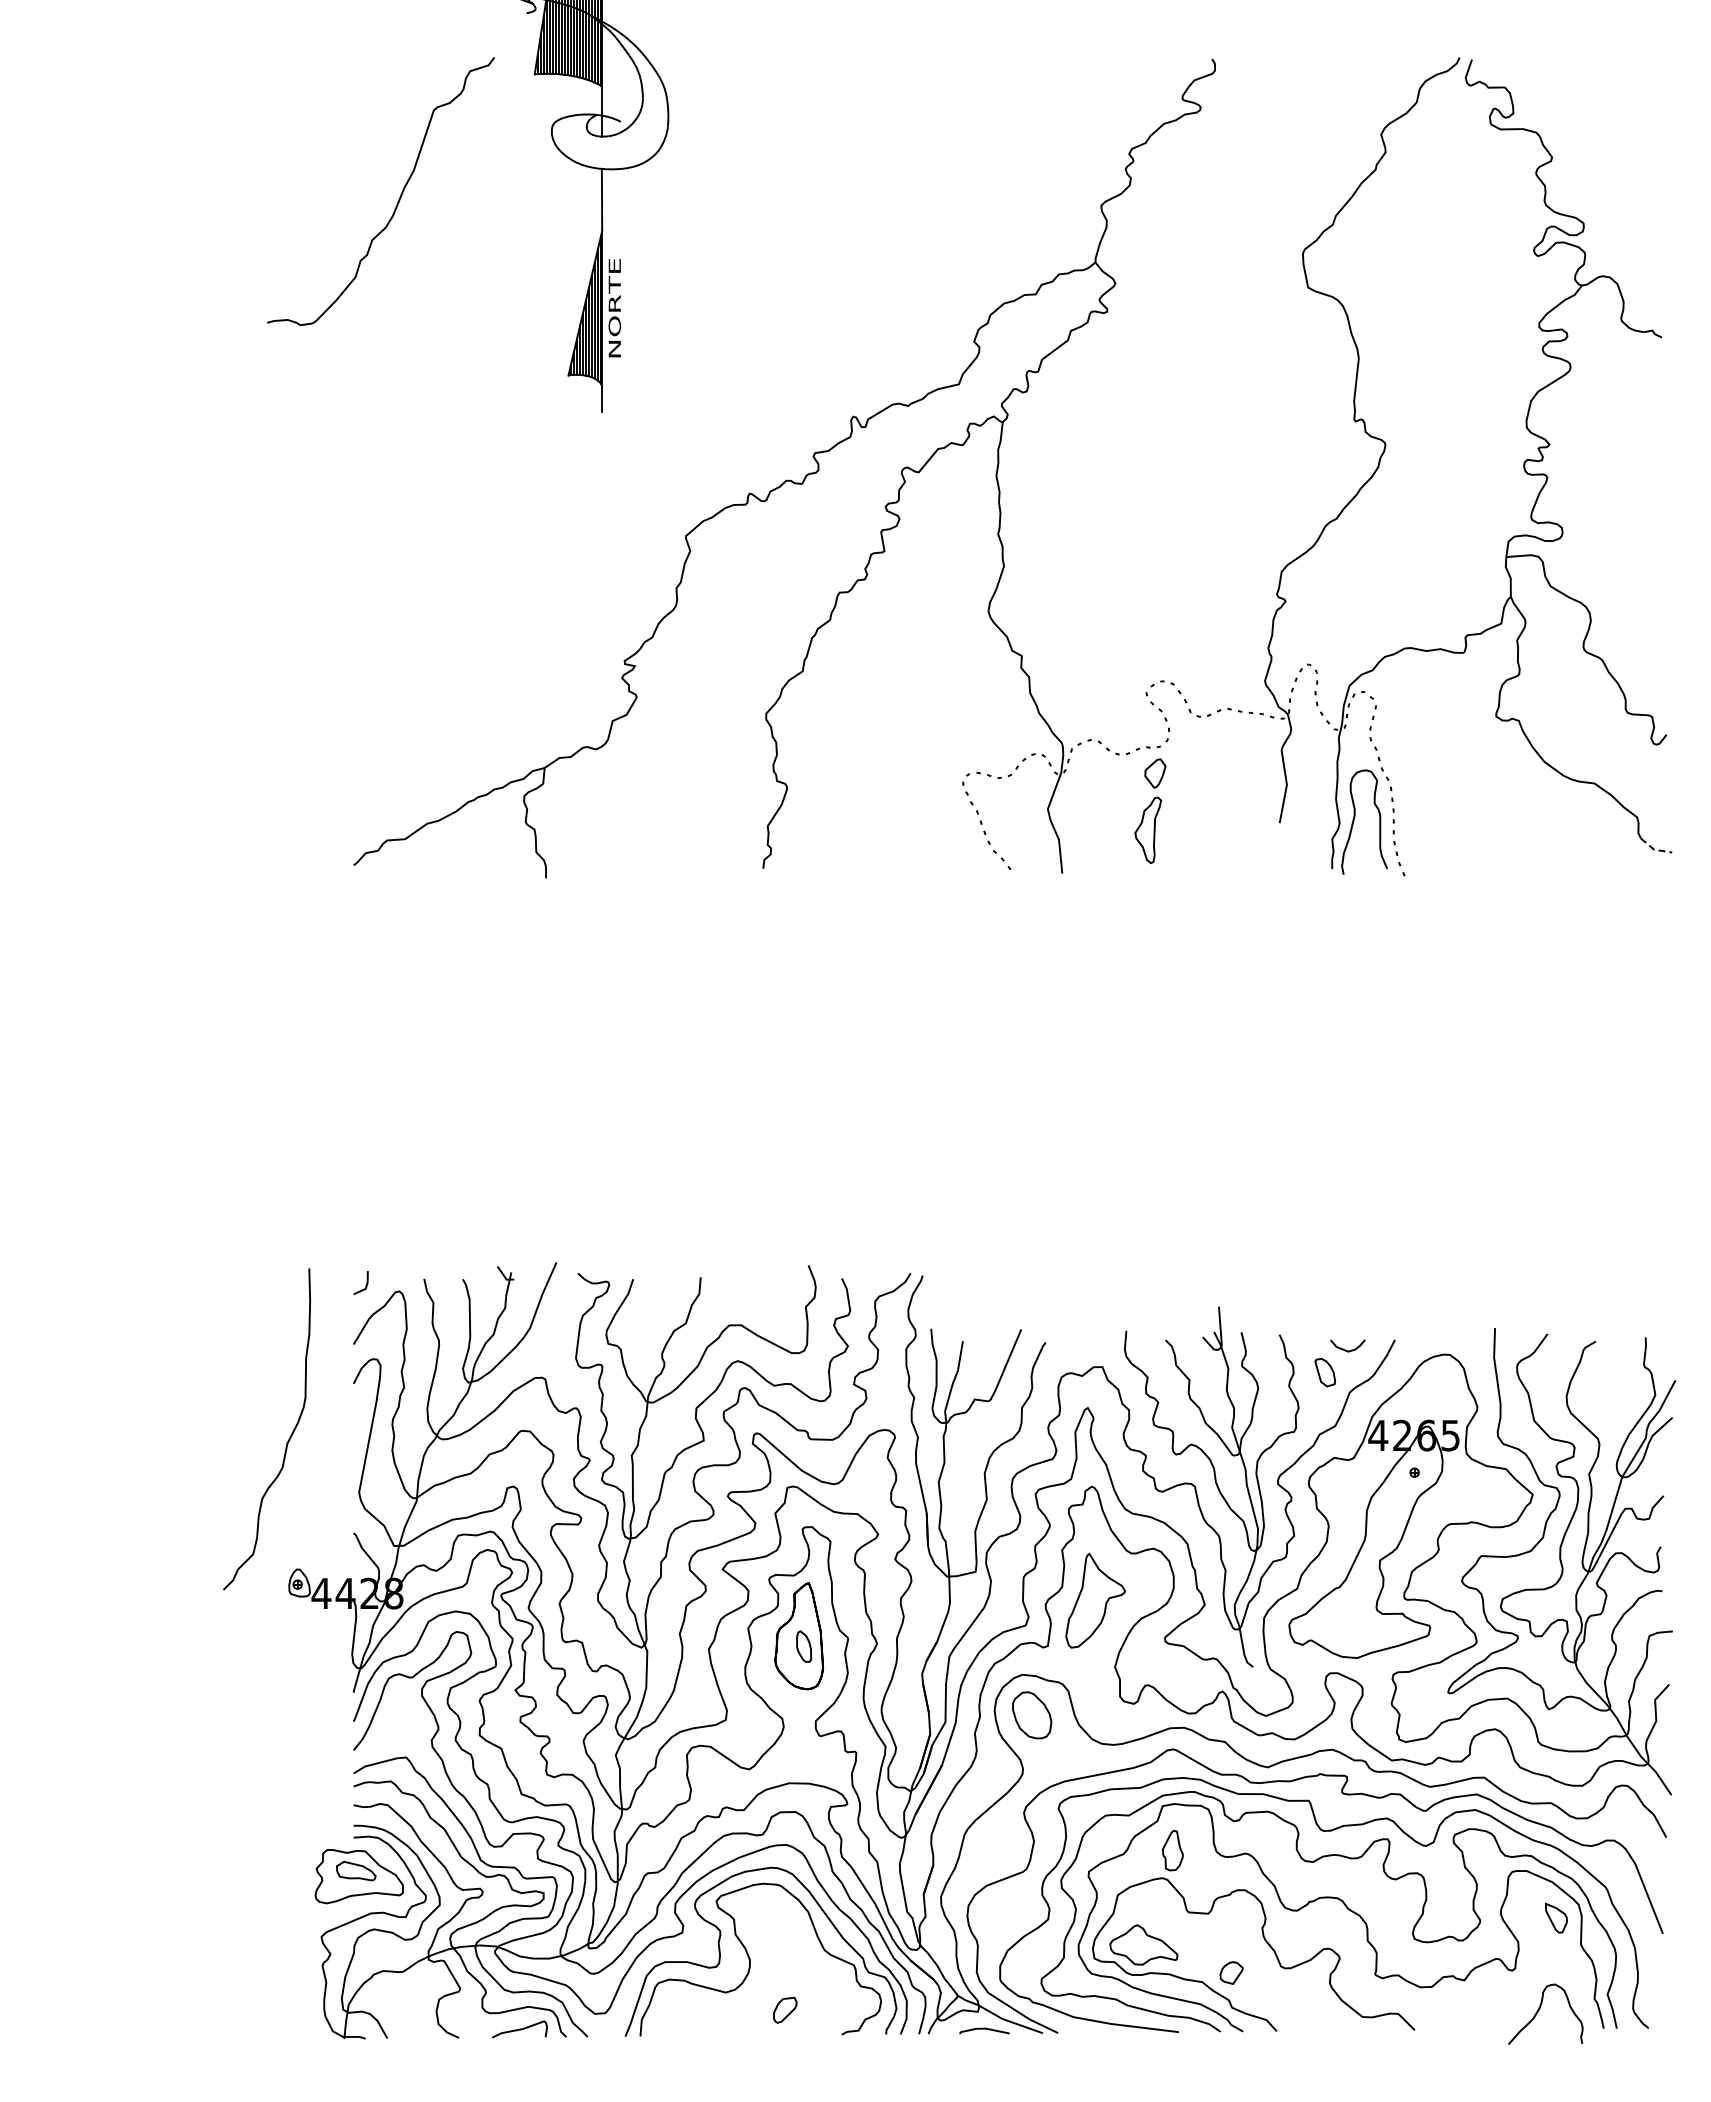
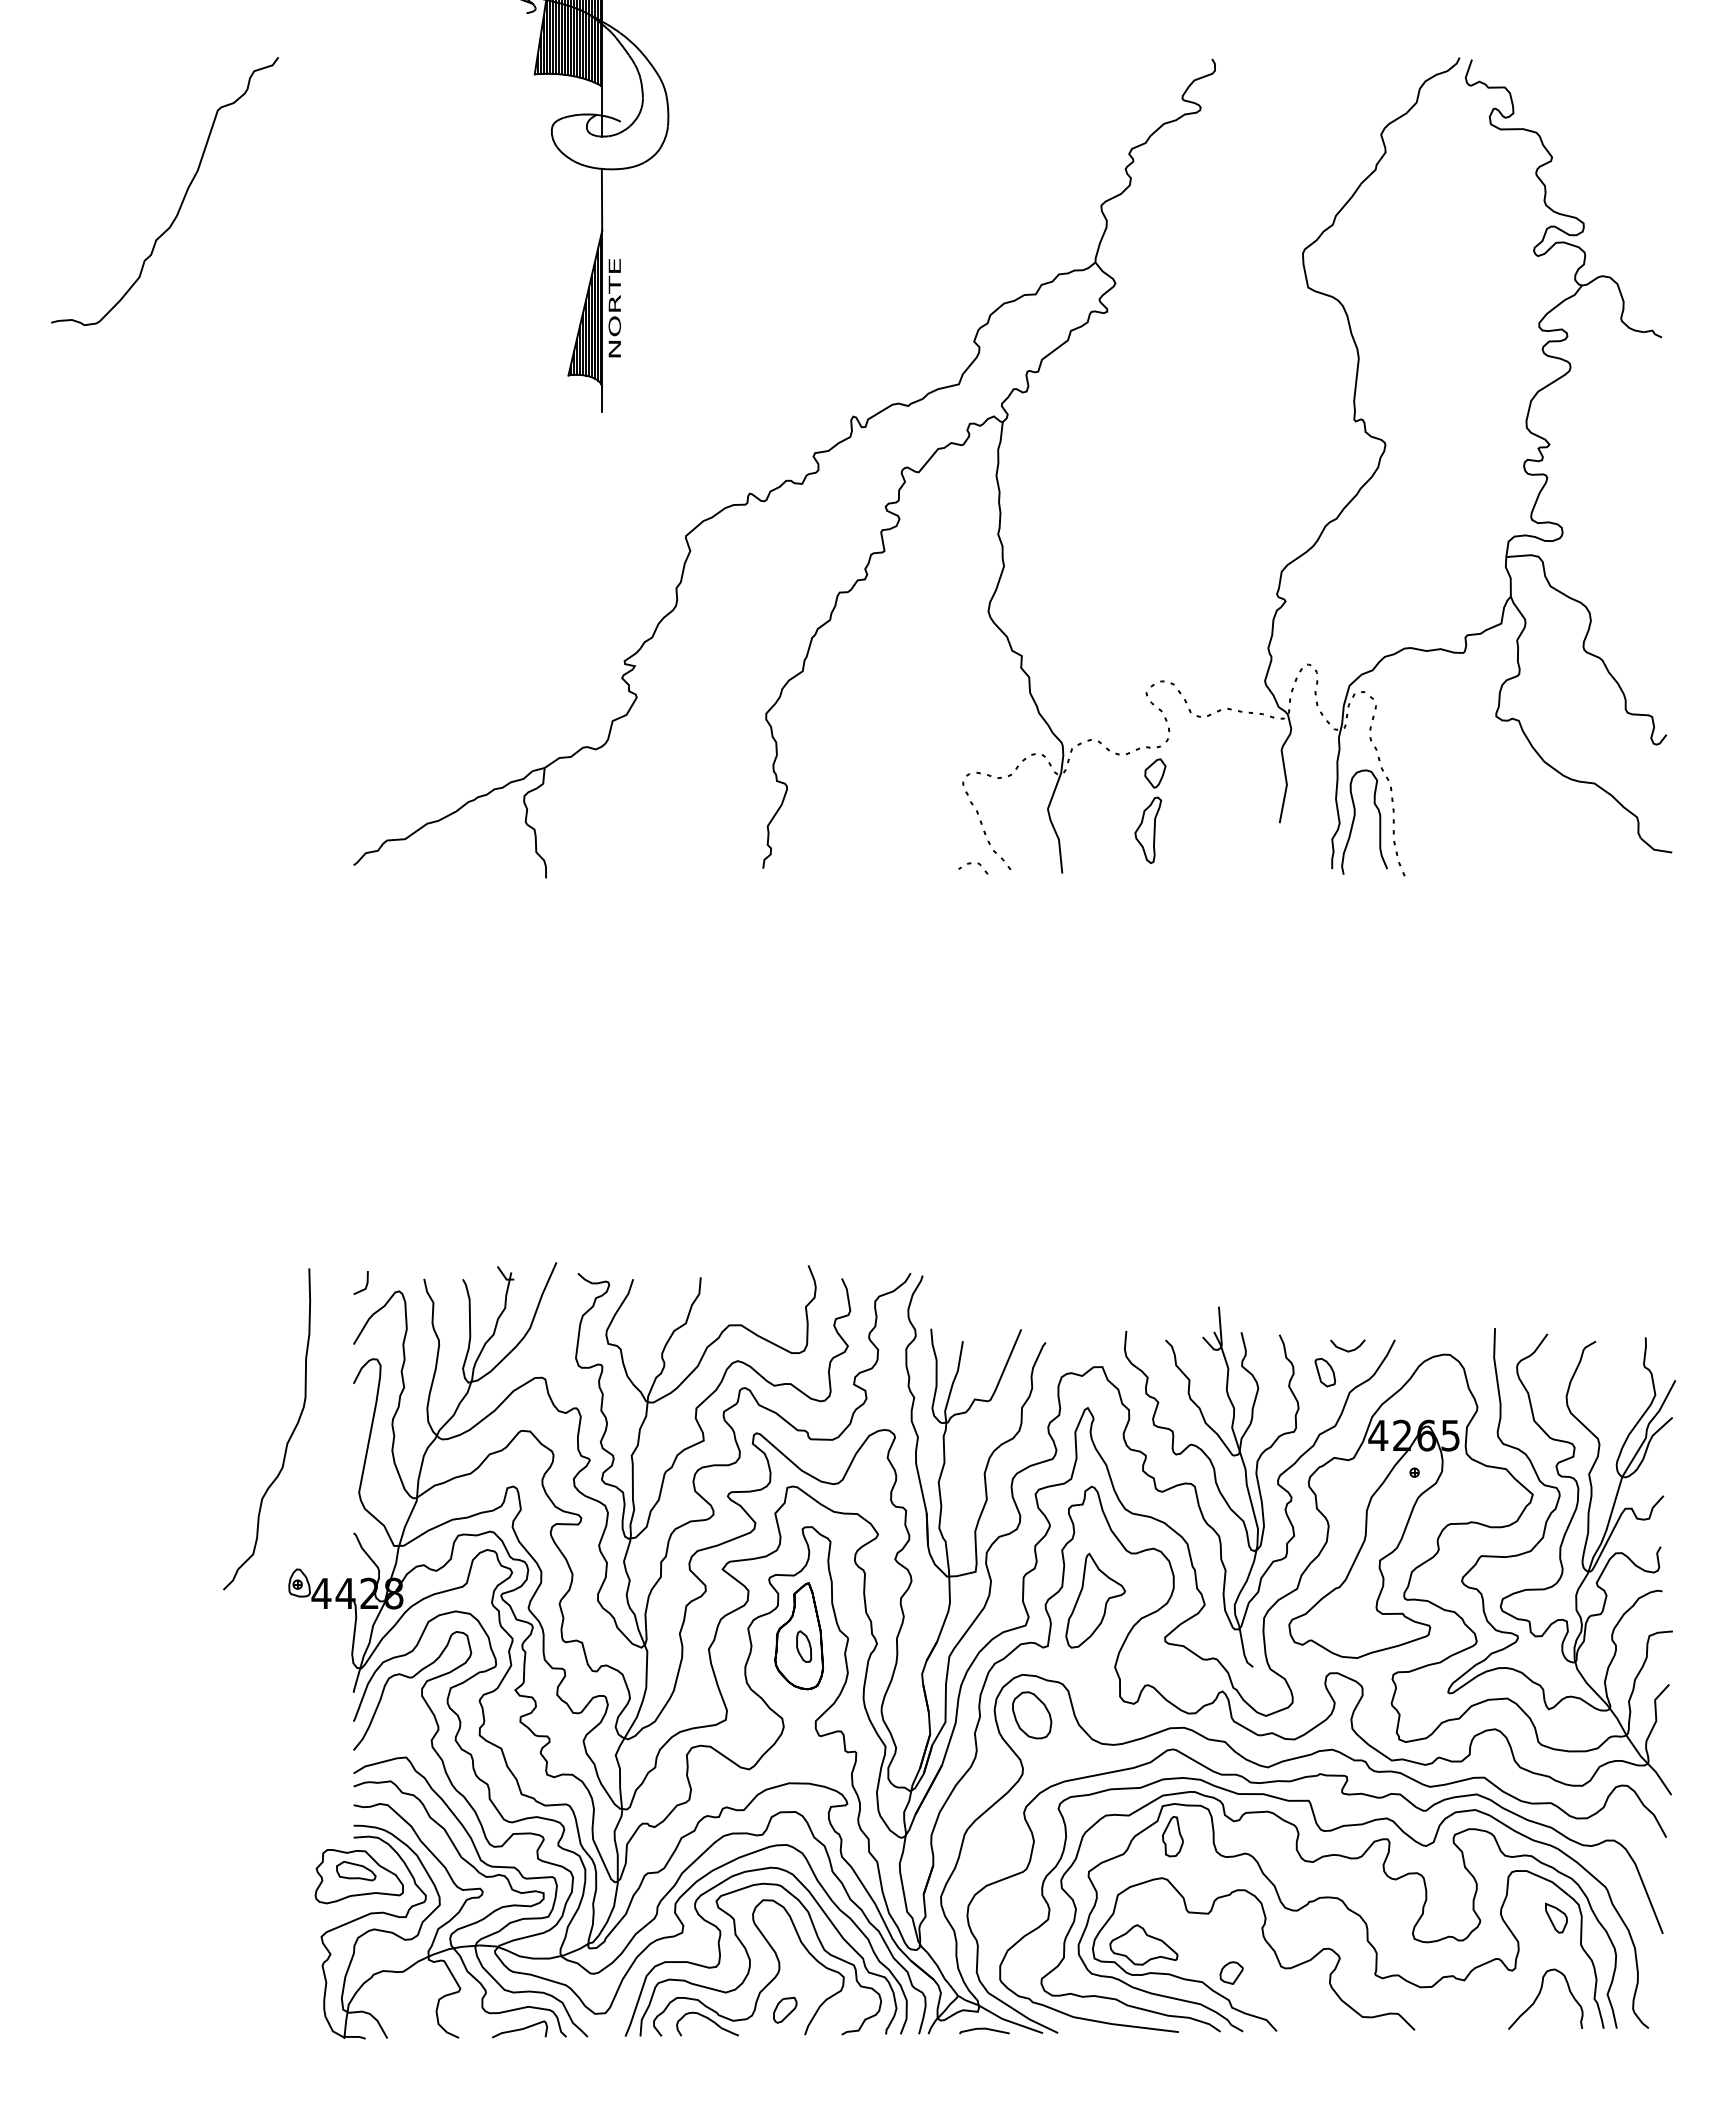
curve position: (399, 196) -> (183, 196) (183, 196)
line: dashed -> solid (1654, 849)
line: none -> present (970, 864)
part position: (1172, 1850) -> (1172, 1836) (1172, 1836)
part: none -> present (766, 1984)
curve position: (1539, 2010) -> (1539, 1995) (1539, 1995)
